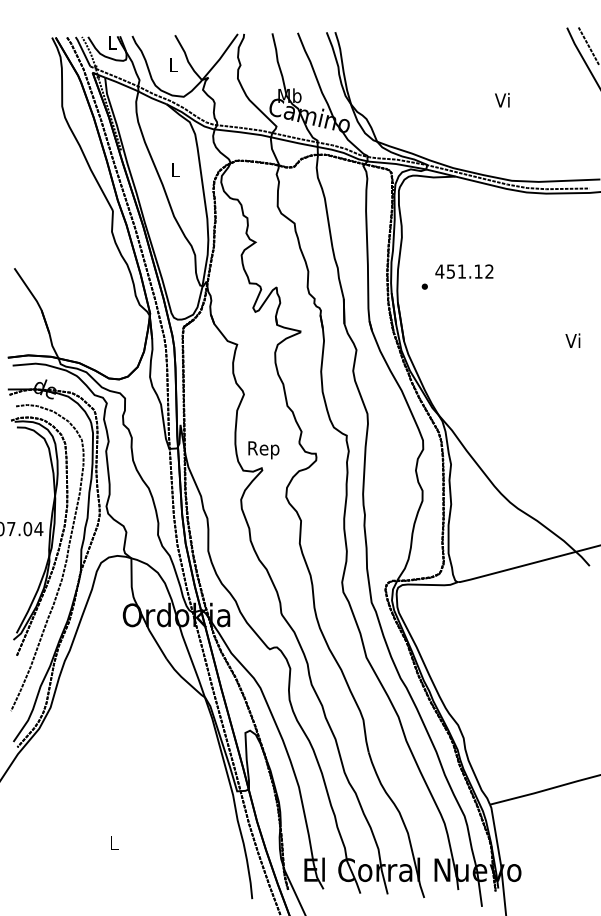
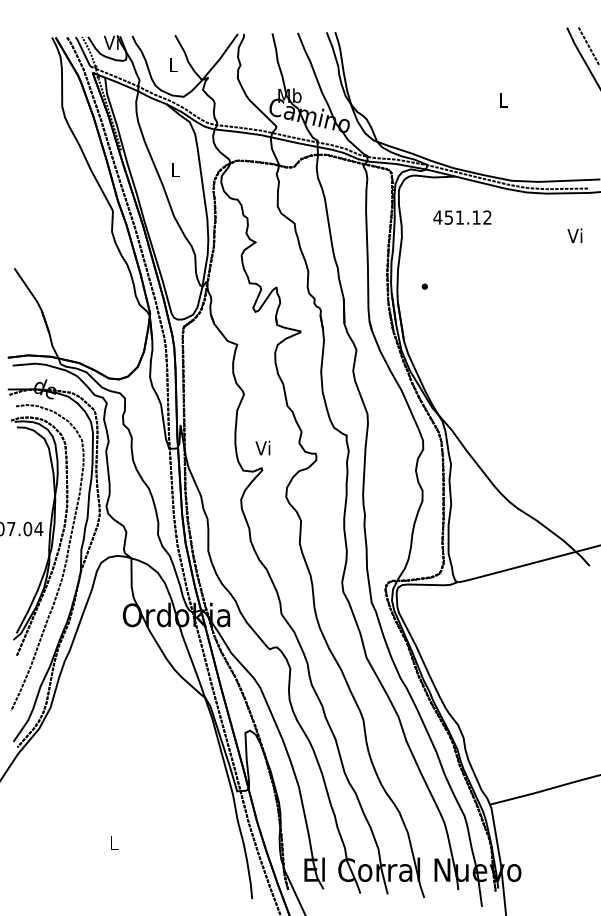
text: L -> Vi (111, 42)
text: Vi -> L (502, 99)
text position: (464, 271) -> (462, 217) (462, 217)
text position: (572, 340) -> (574, 235) (574, 235)
text: Rep -> Vi (263, 449)
